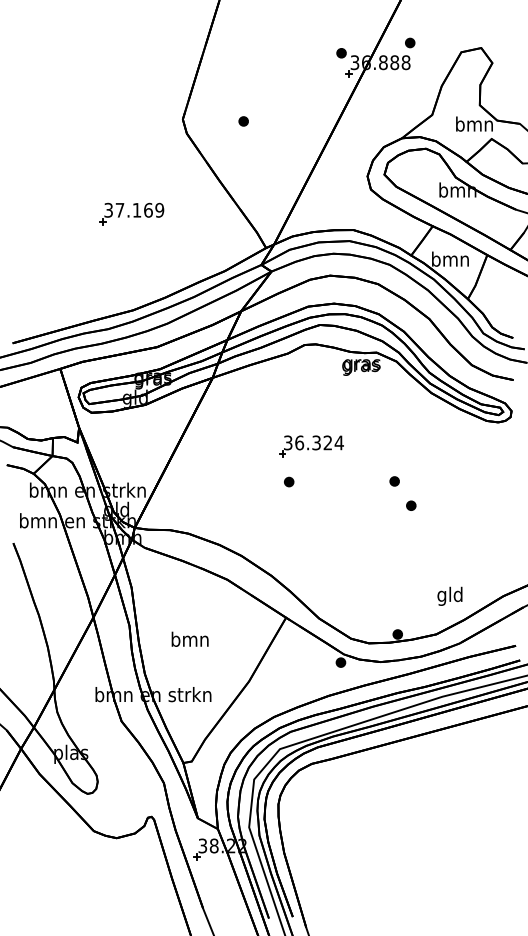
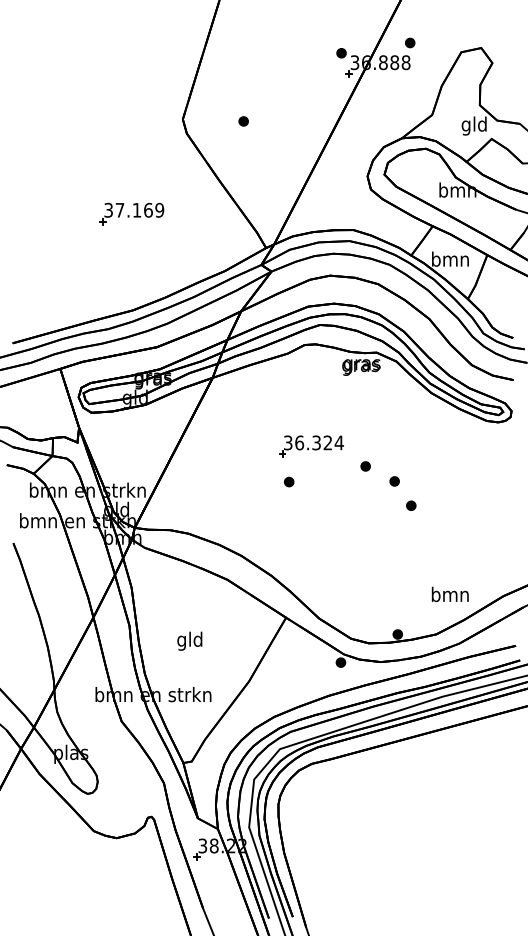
text: bmn -> gld (474, 125)
part: none -> present (365, 466)
text: gld -> bmn (449, 595)
text: bmn -> gld (189, 640)
